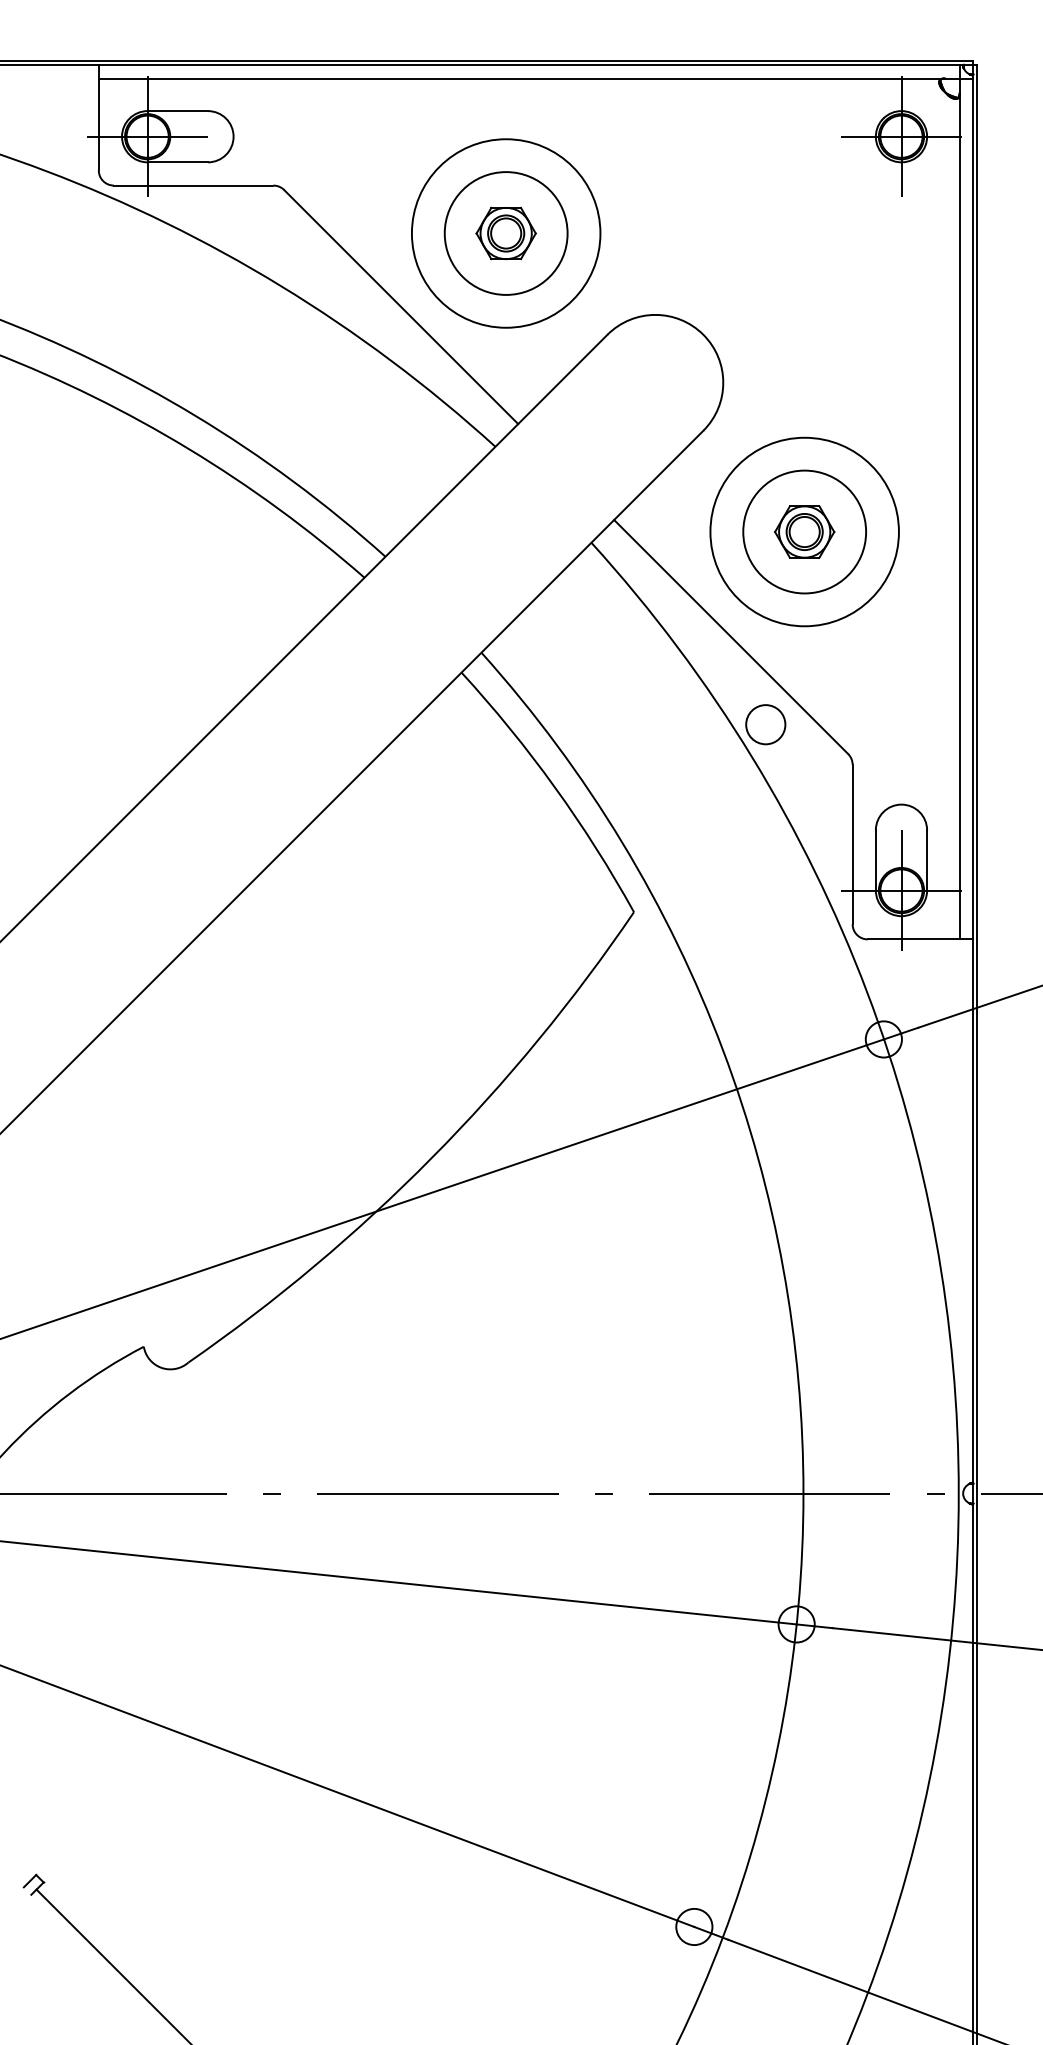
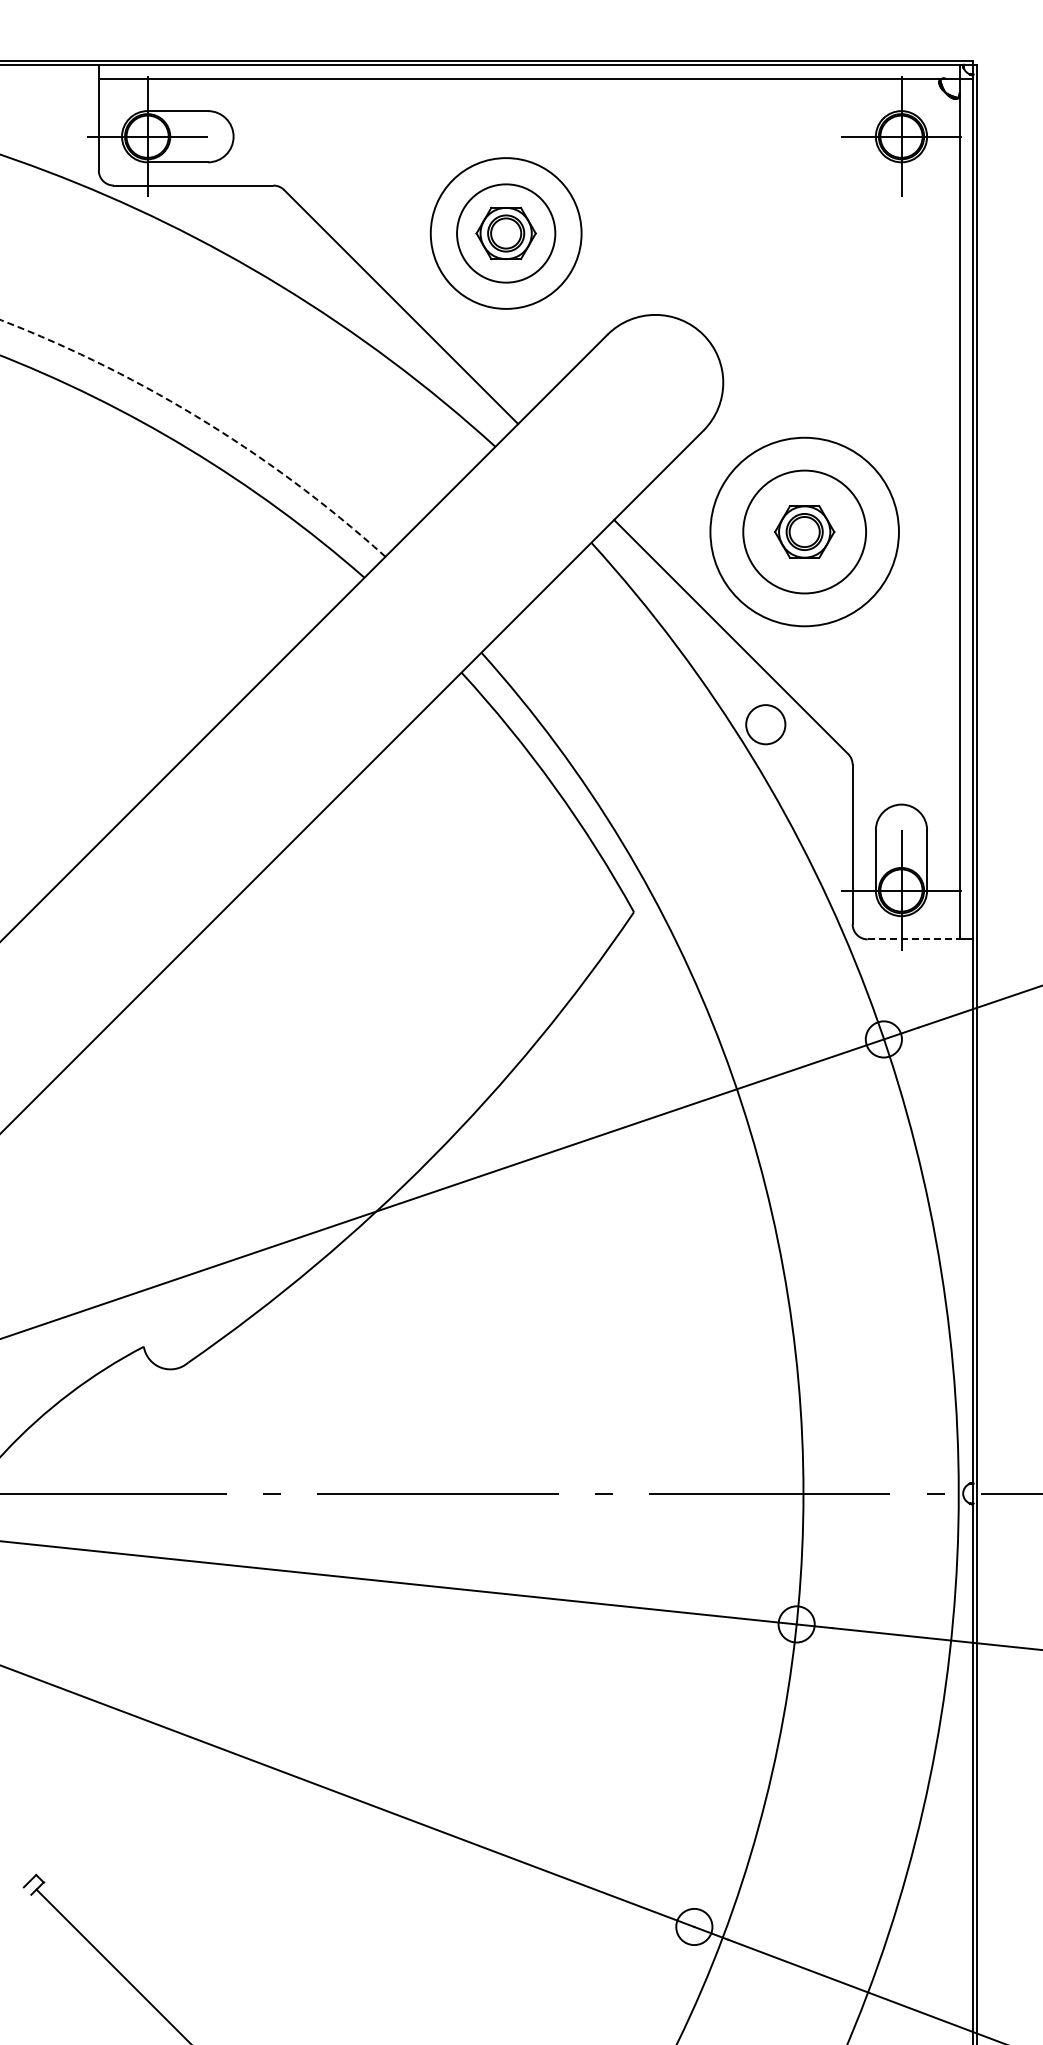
circle diameter: 123 px -> 98 px (506, 233)
circle diameter: 189 px -> 151 px (505, 233)
arc: solid -> dashed (202, 420)
line: solid -> dashed (913, 939)
